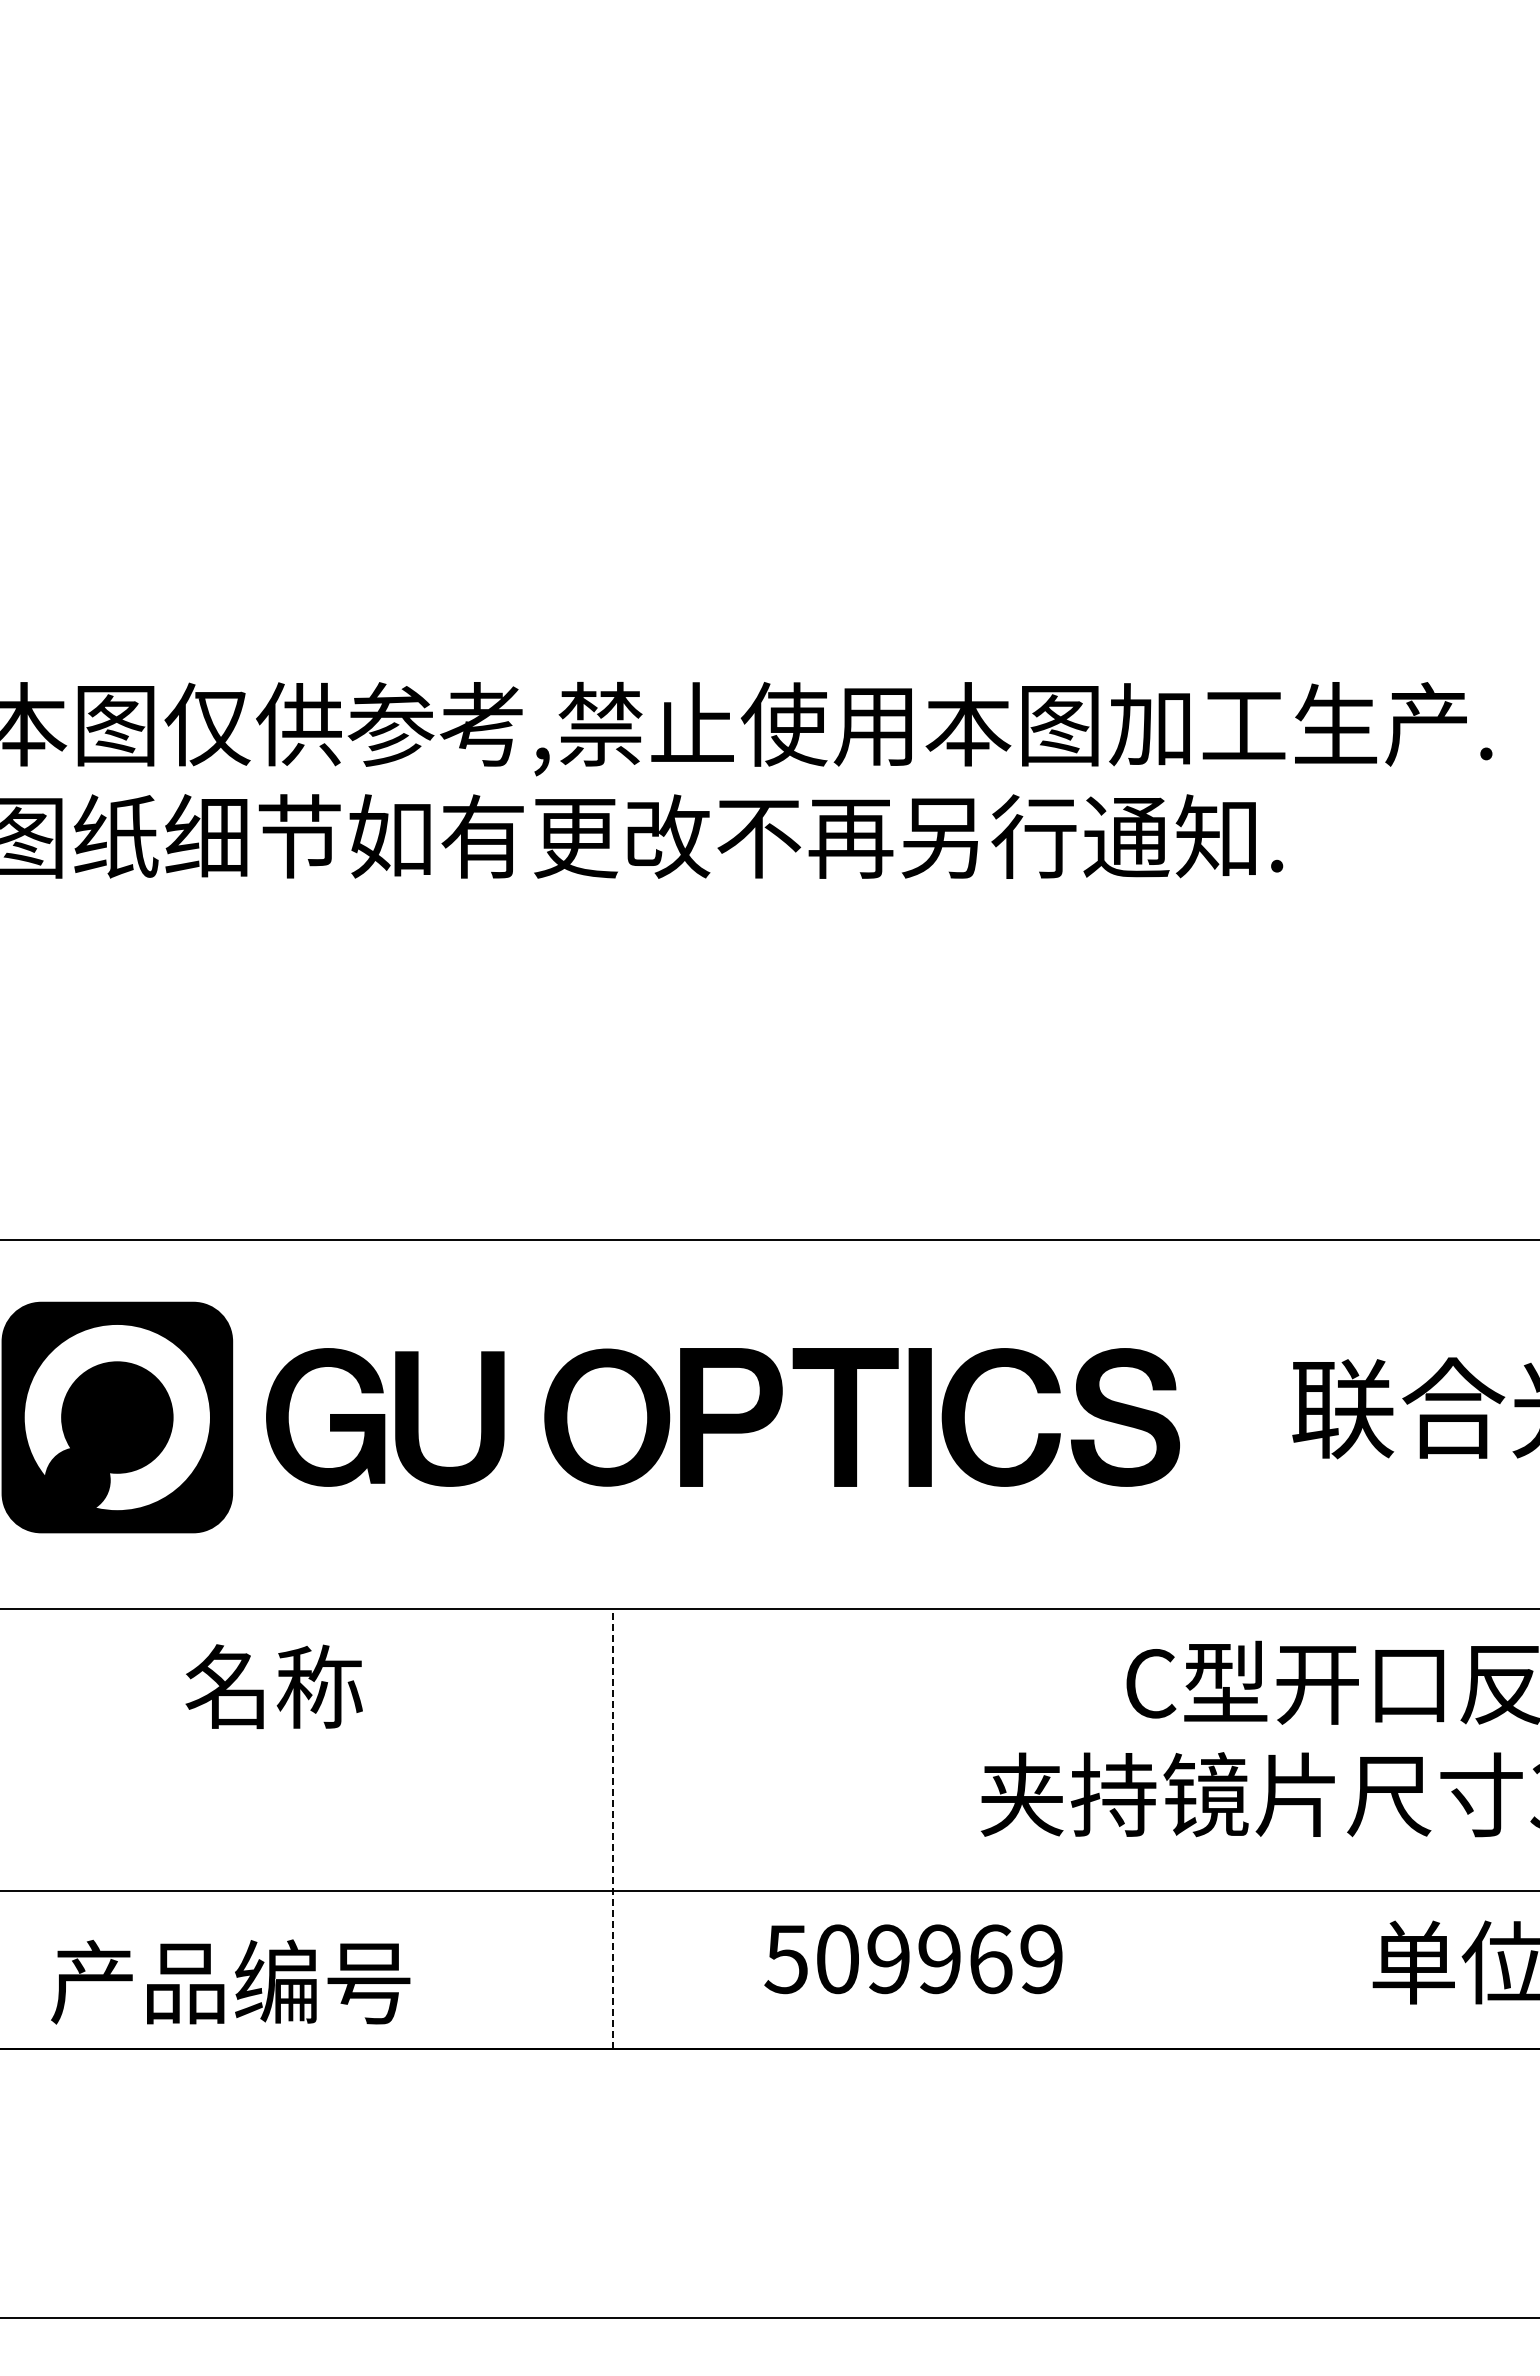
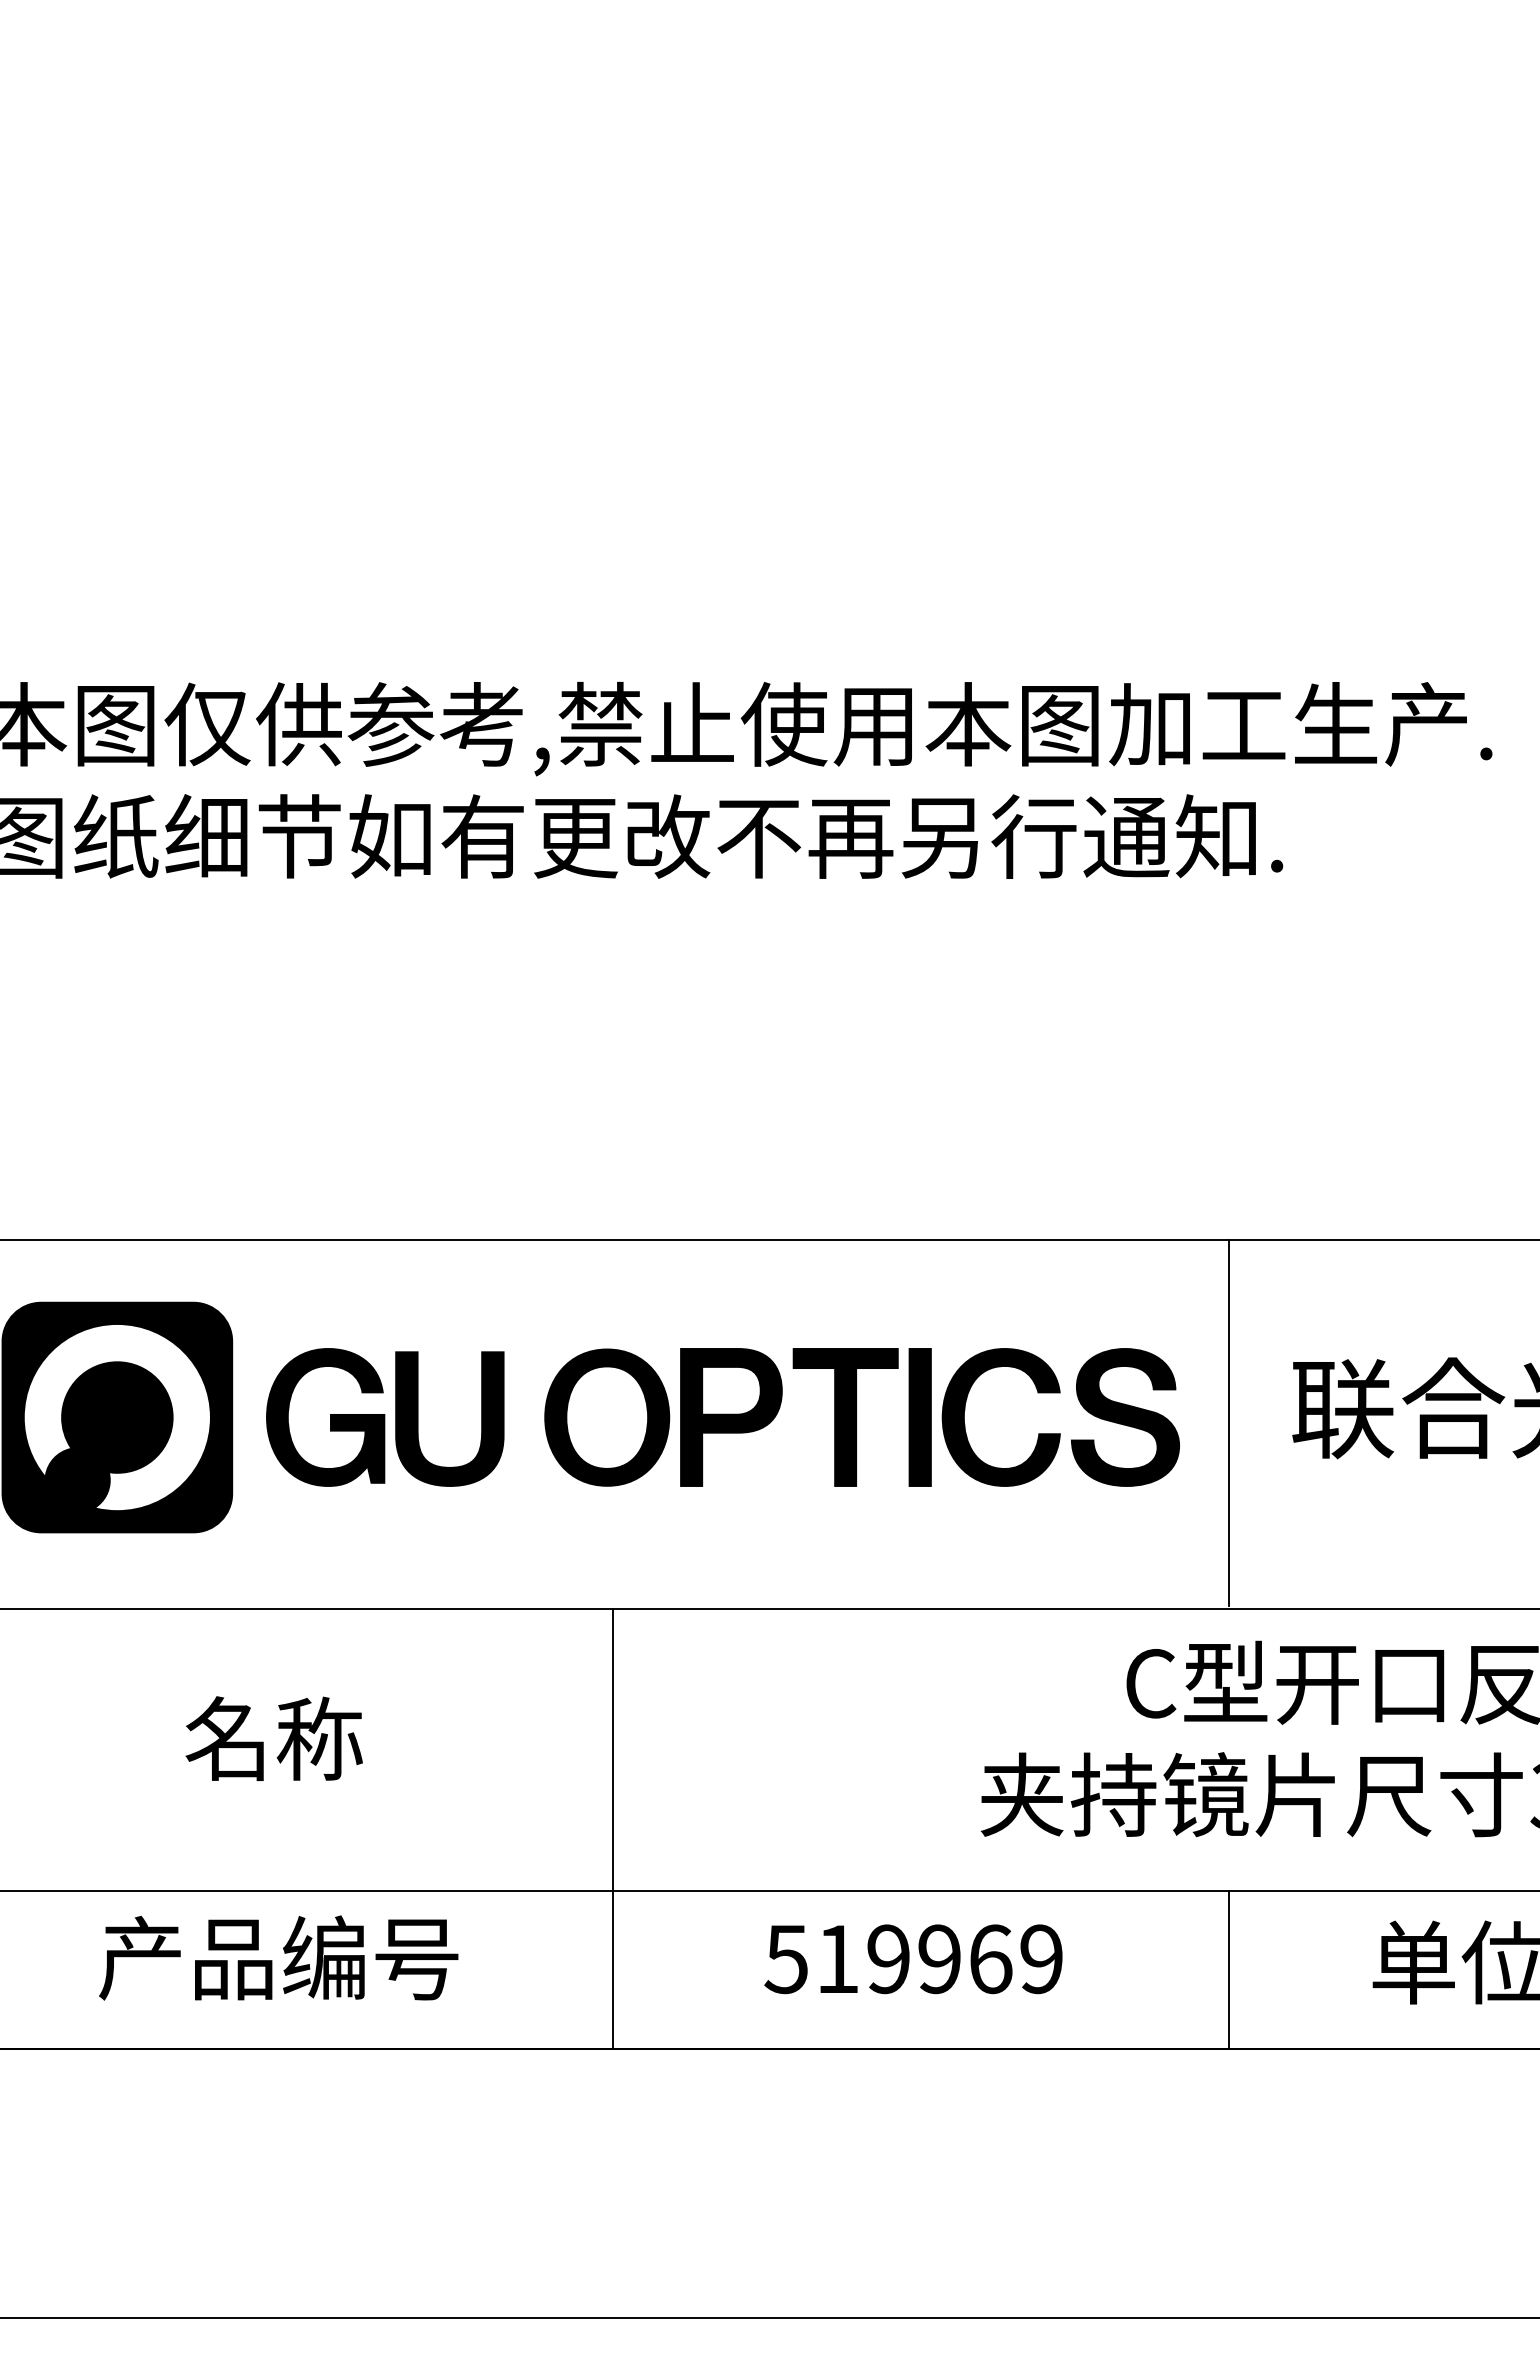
line: none -> present (1229, 1423)
text position: (273, 1686) -> (273, 1738) (273, 1738)
line: dashed -> solid (612, 1828)
text: 509969 -> 519969 (837, 1959)
line: none -> present (1229, 1969)
text position: (230, 1981) -> (278, 1957) (278, 1957)
